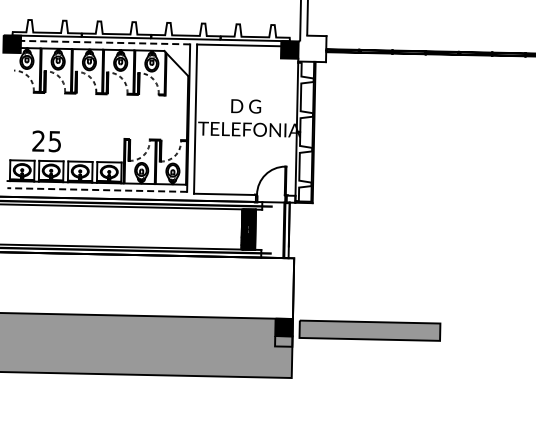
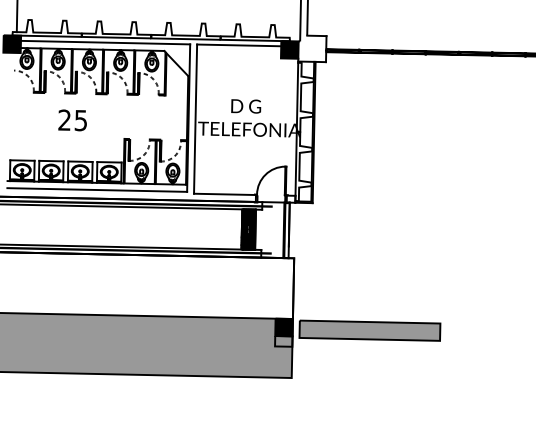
line: none -> present (16, 17)
line: dashed -> solid (105, 42)
text position: (46, 141) -> (72, 120) (72, 120)
line: dashed -> solid (97, 190)
